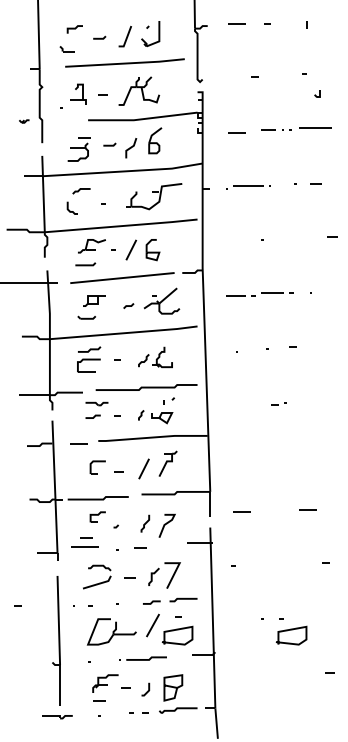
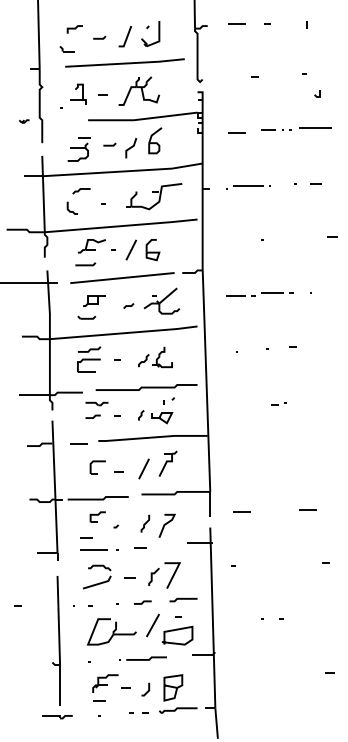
line position: (84, 546) -> (93, 549) (93, 549)
line position: (151, 602) -> (142, 602) (142, 602)
curve: present -> none (291, 630)
